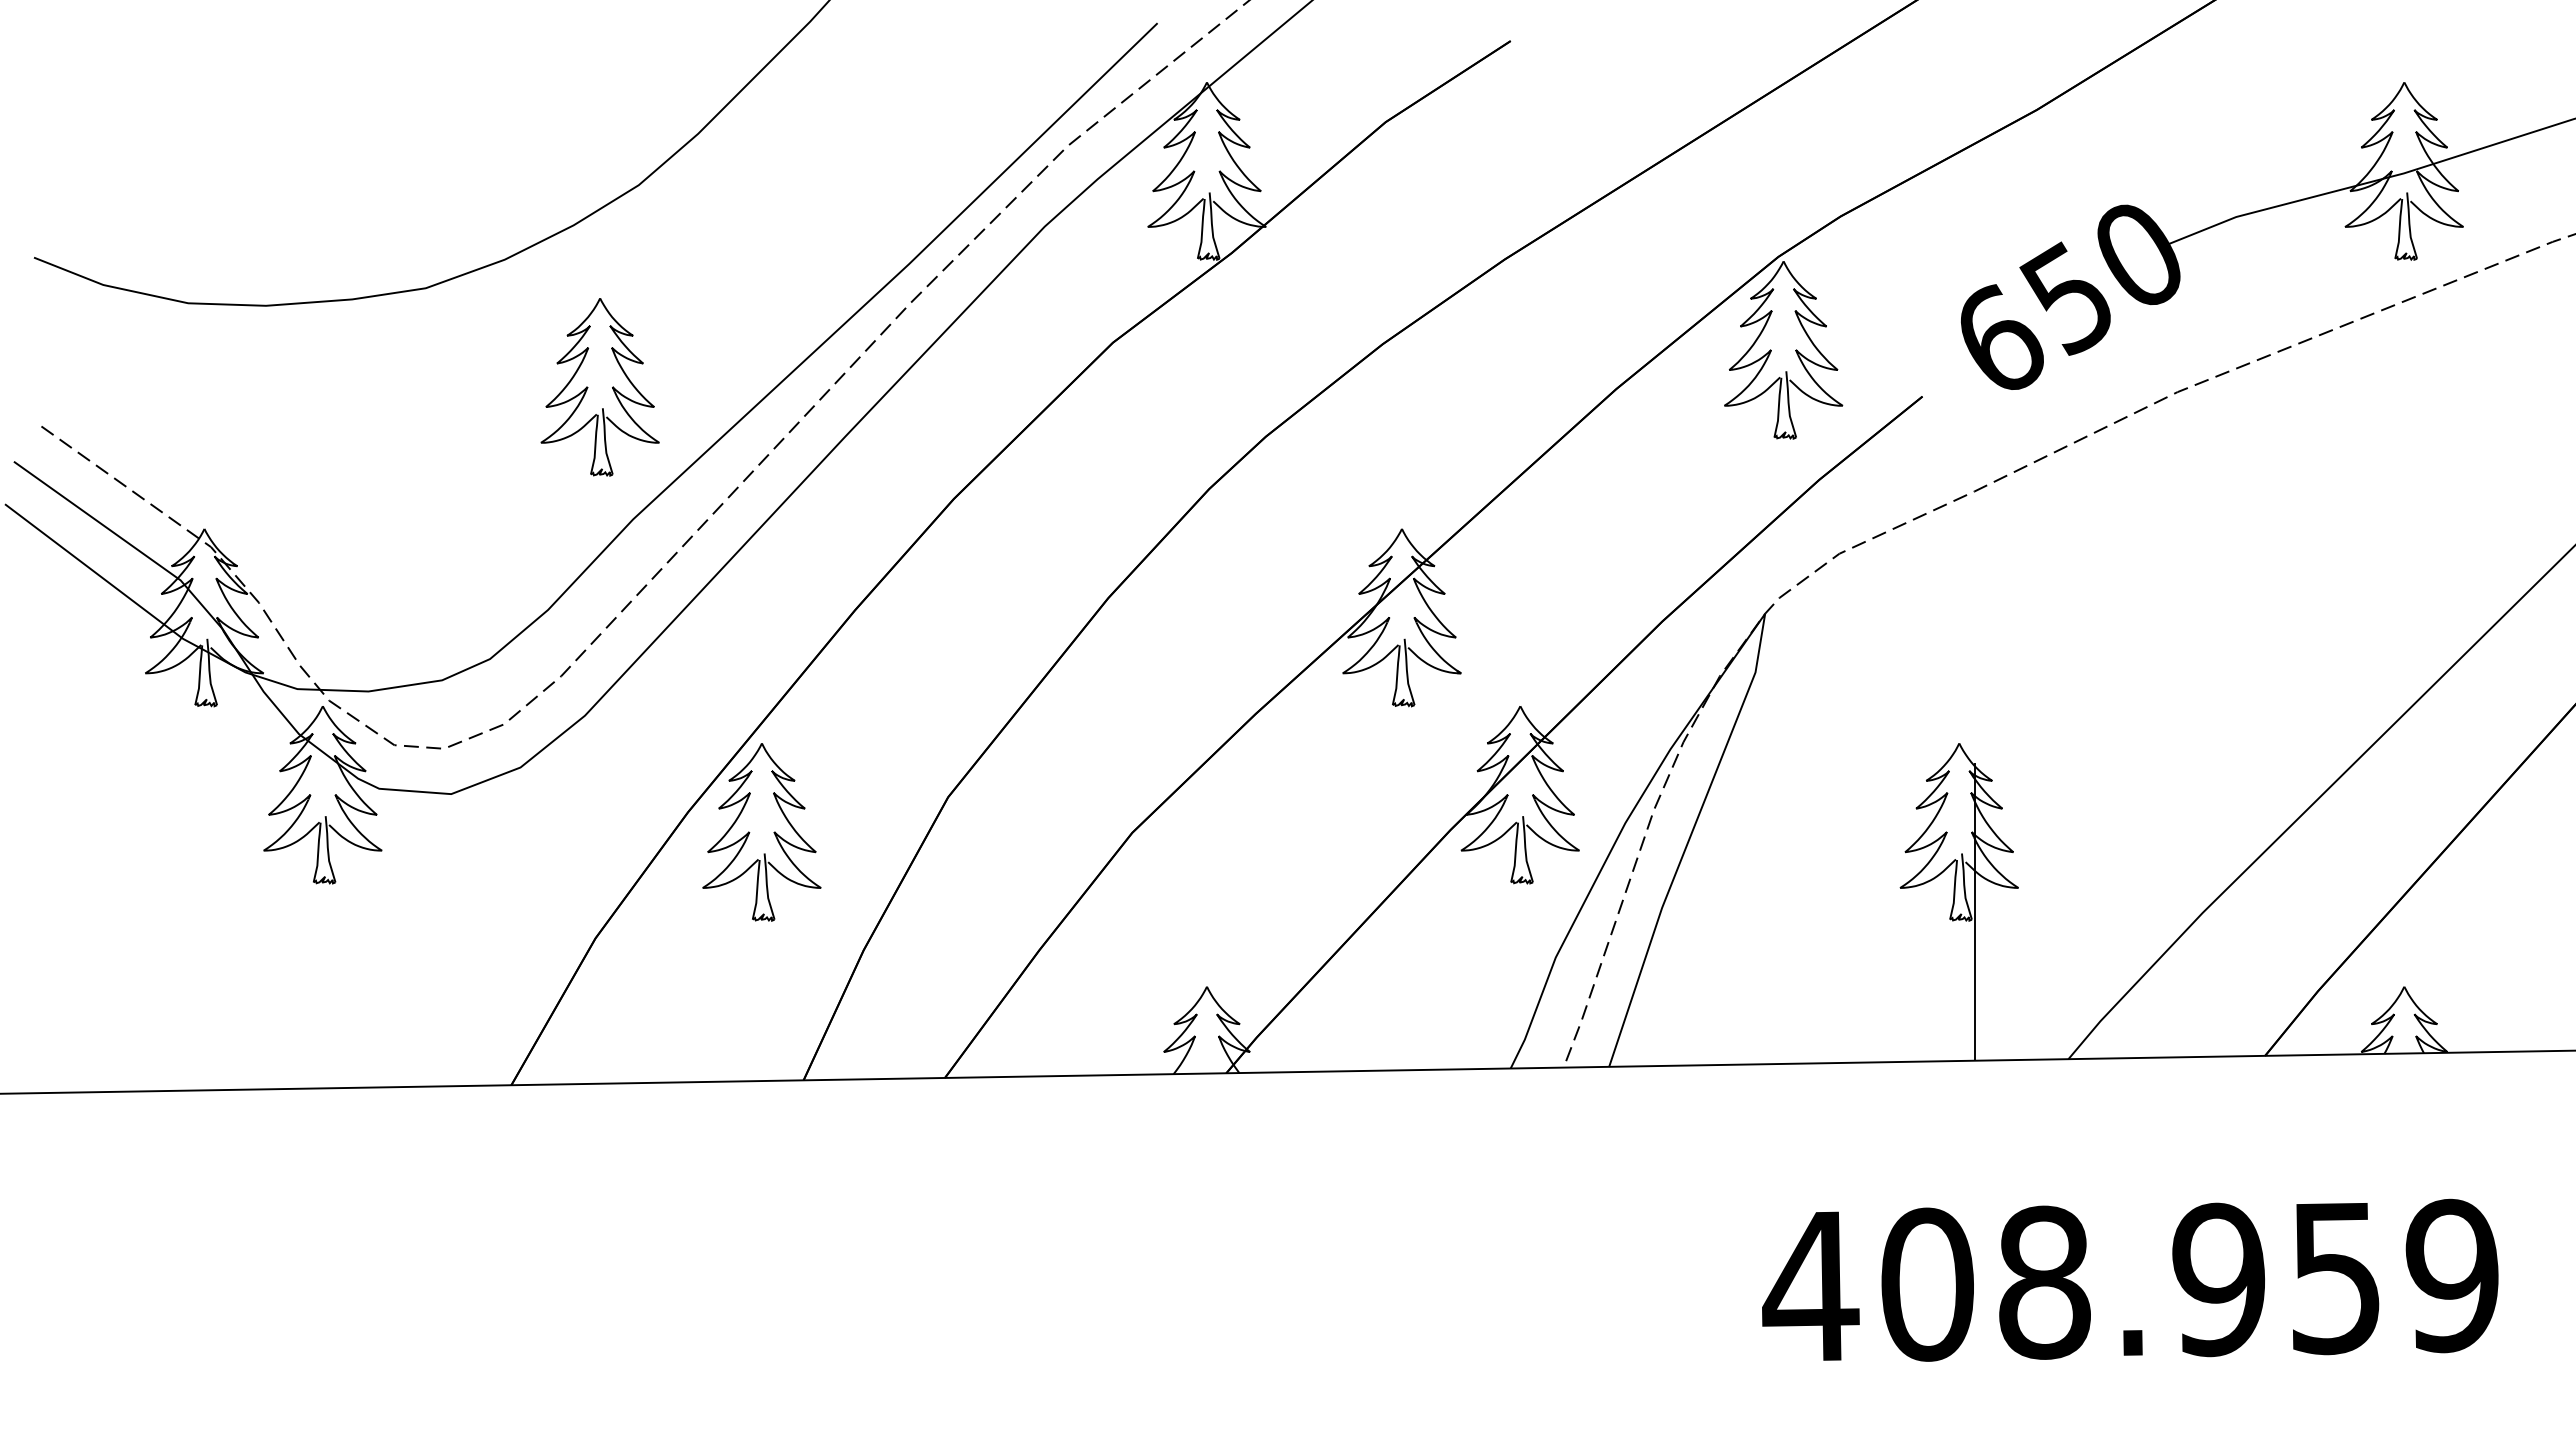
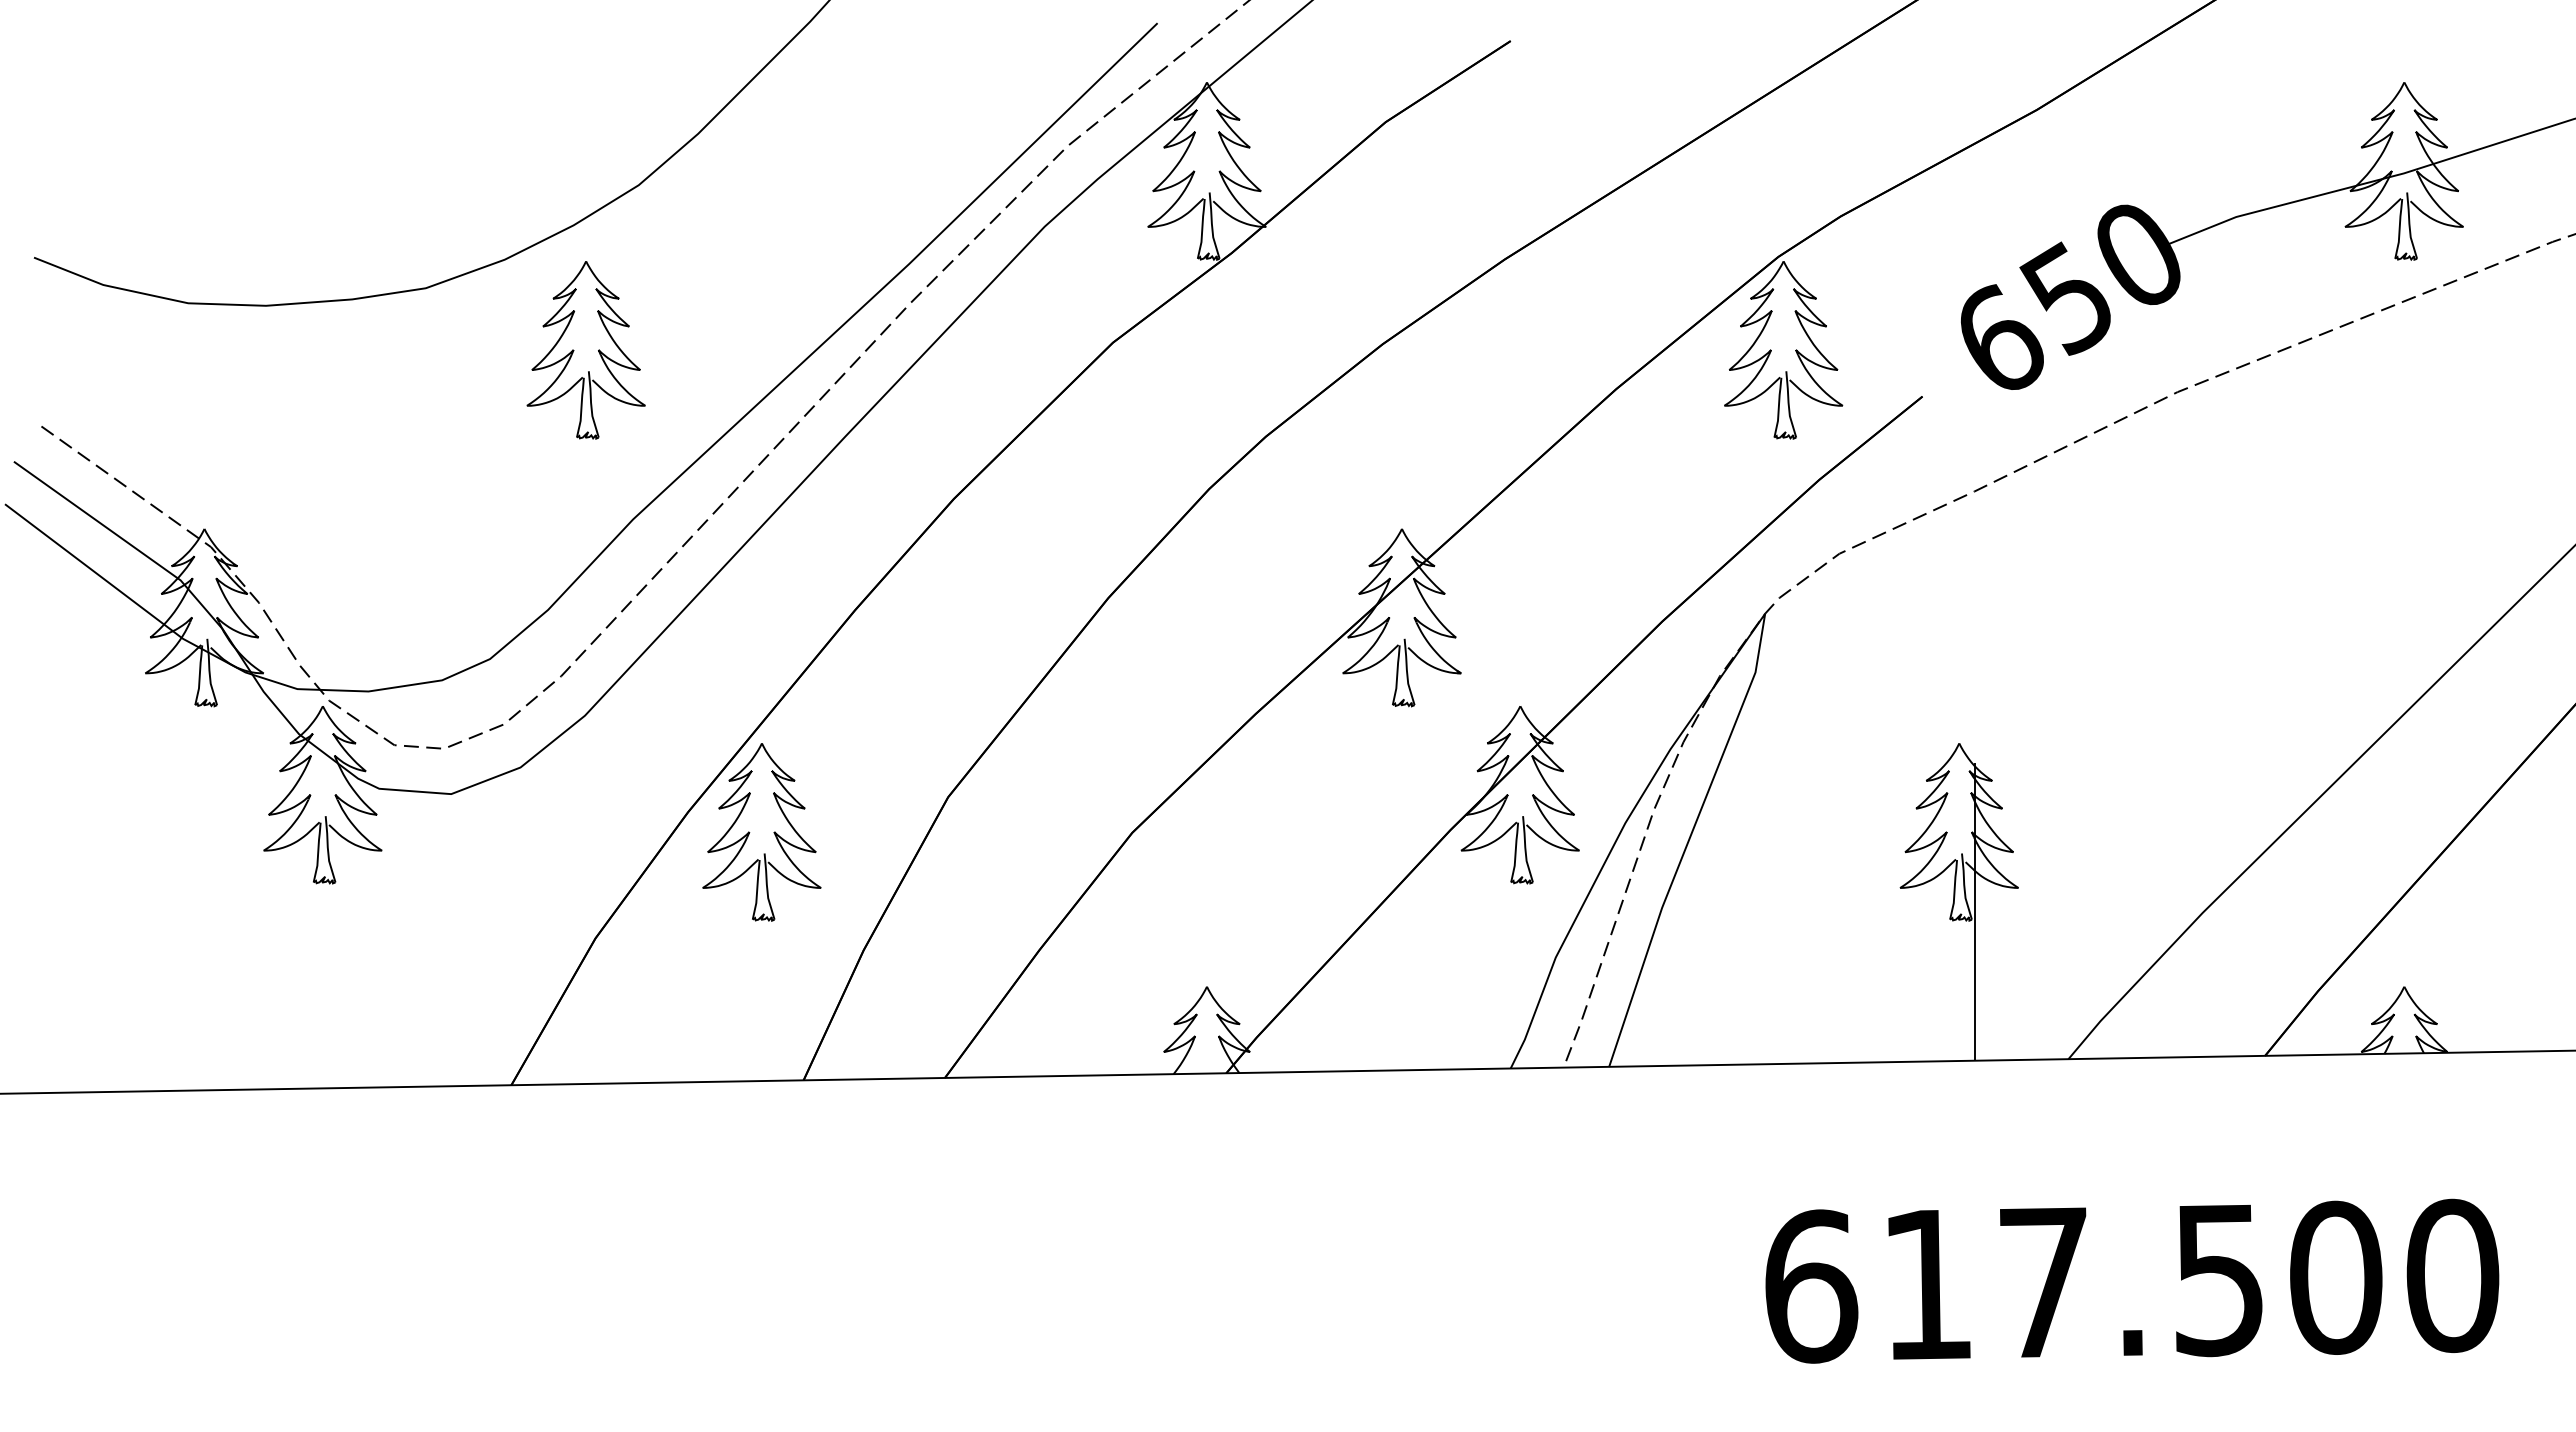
part position: (588, 387) -> (574, 350) (574, 350)
text: 408.959 -> 617.500 (2130, 1280)
